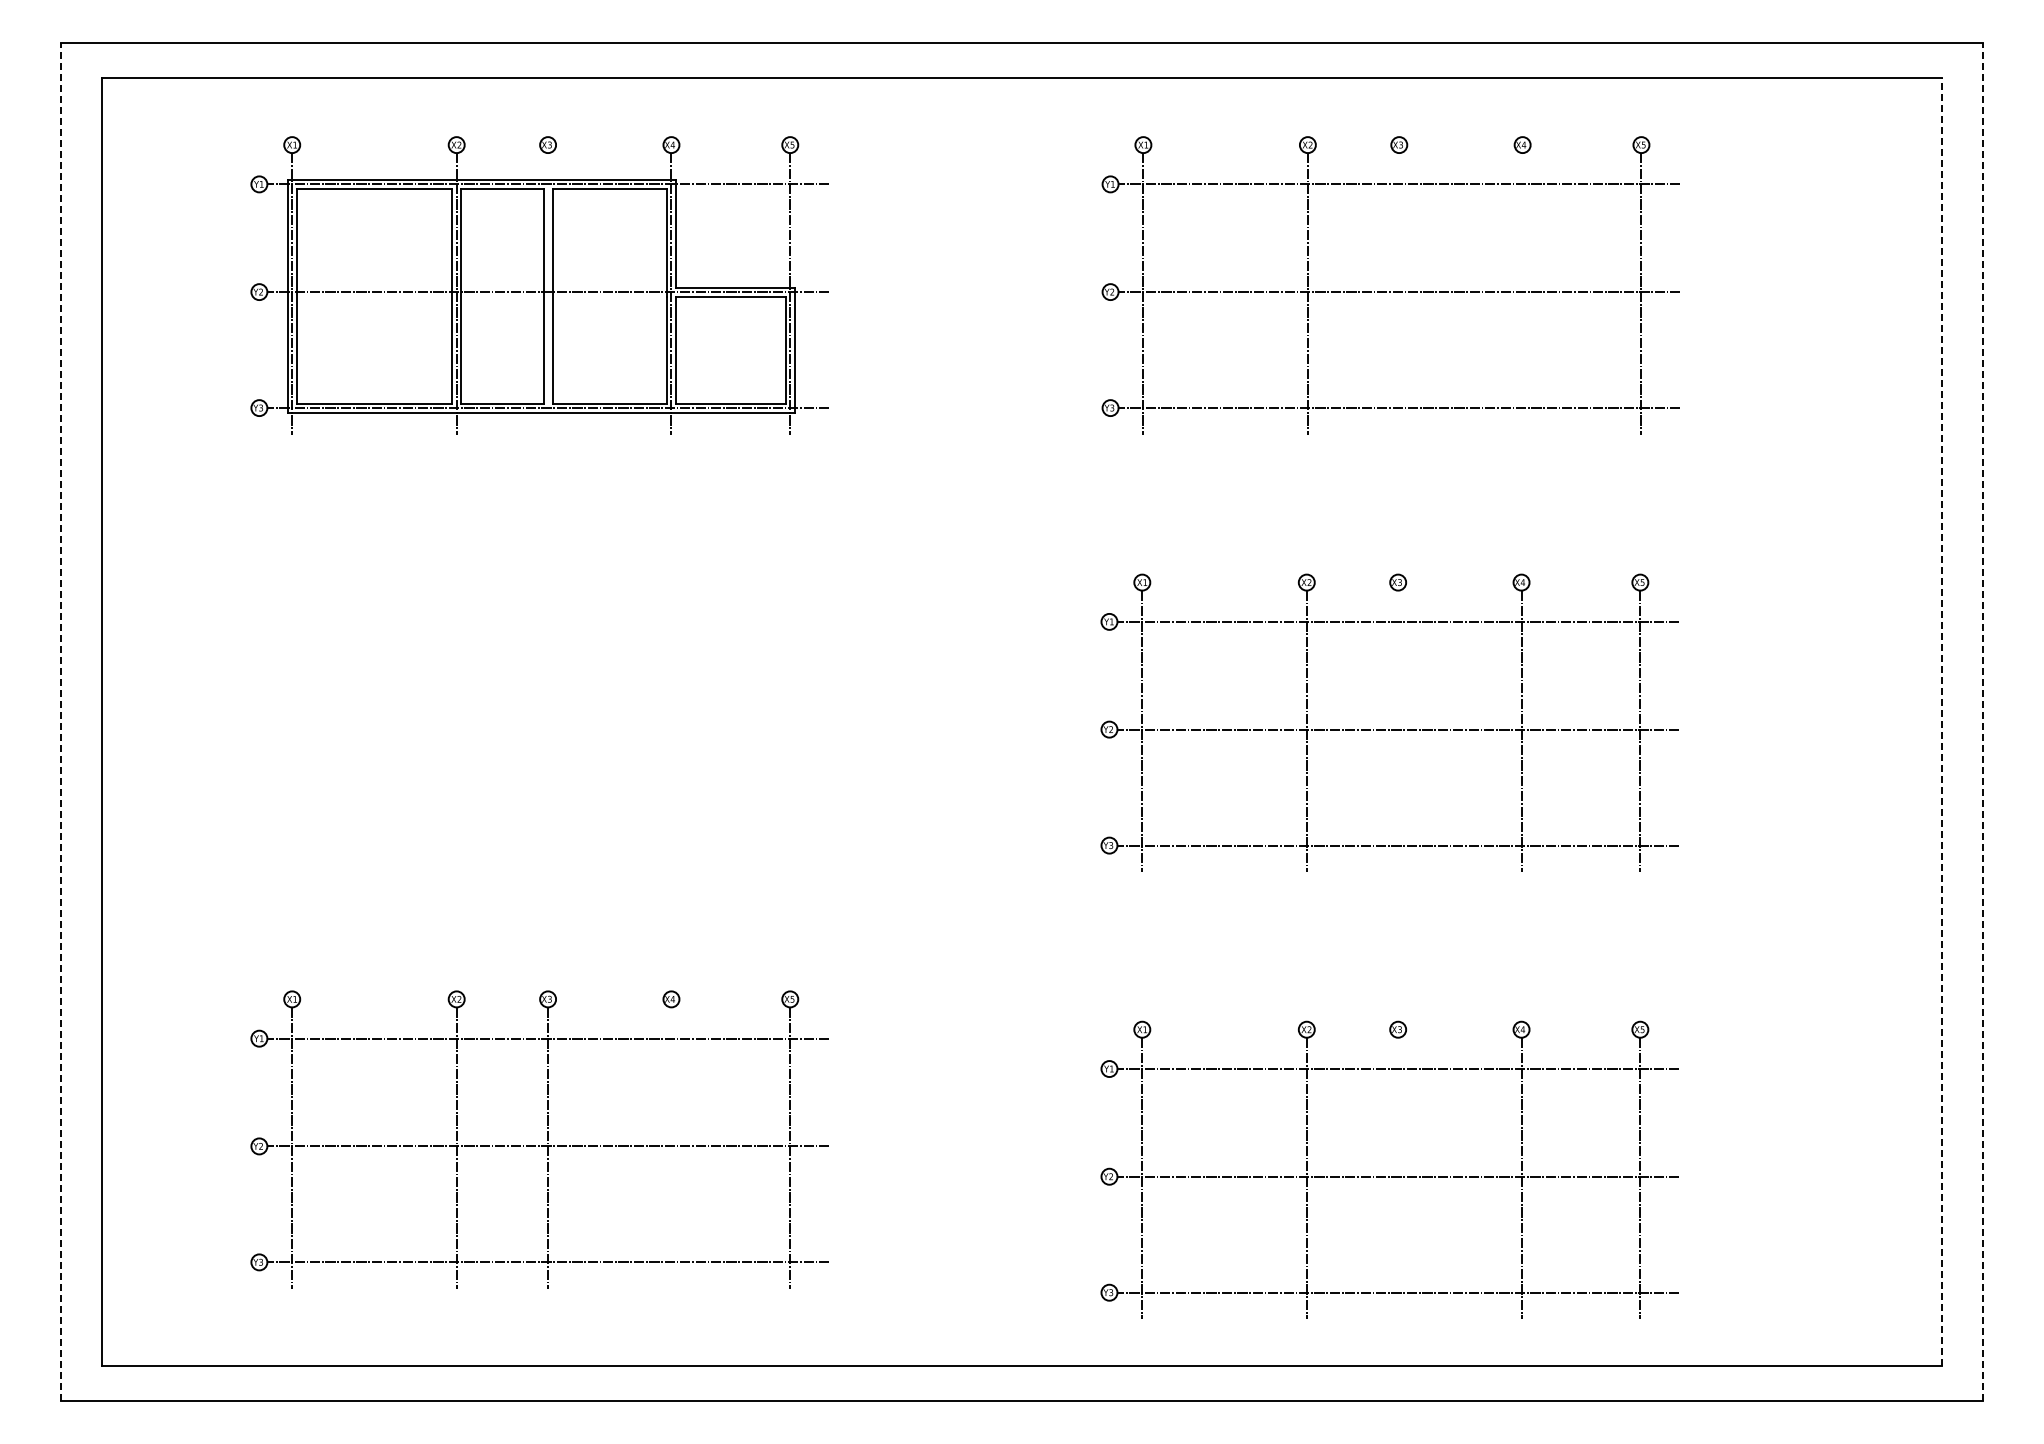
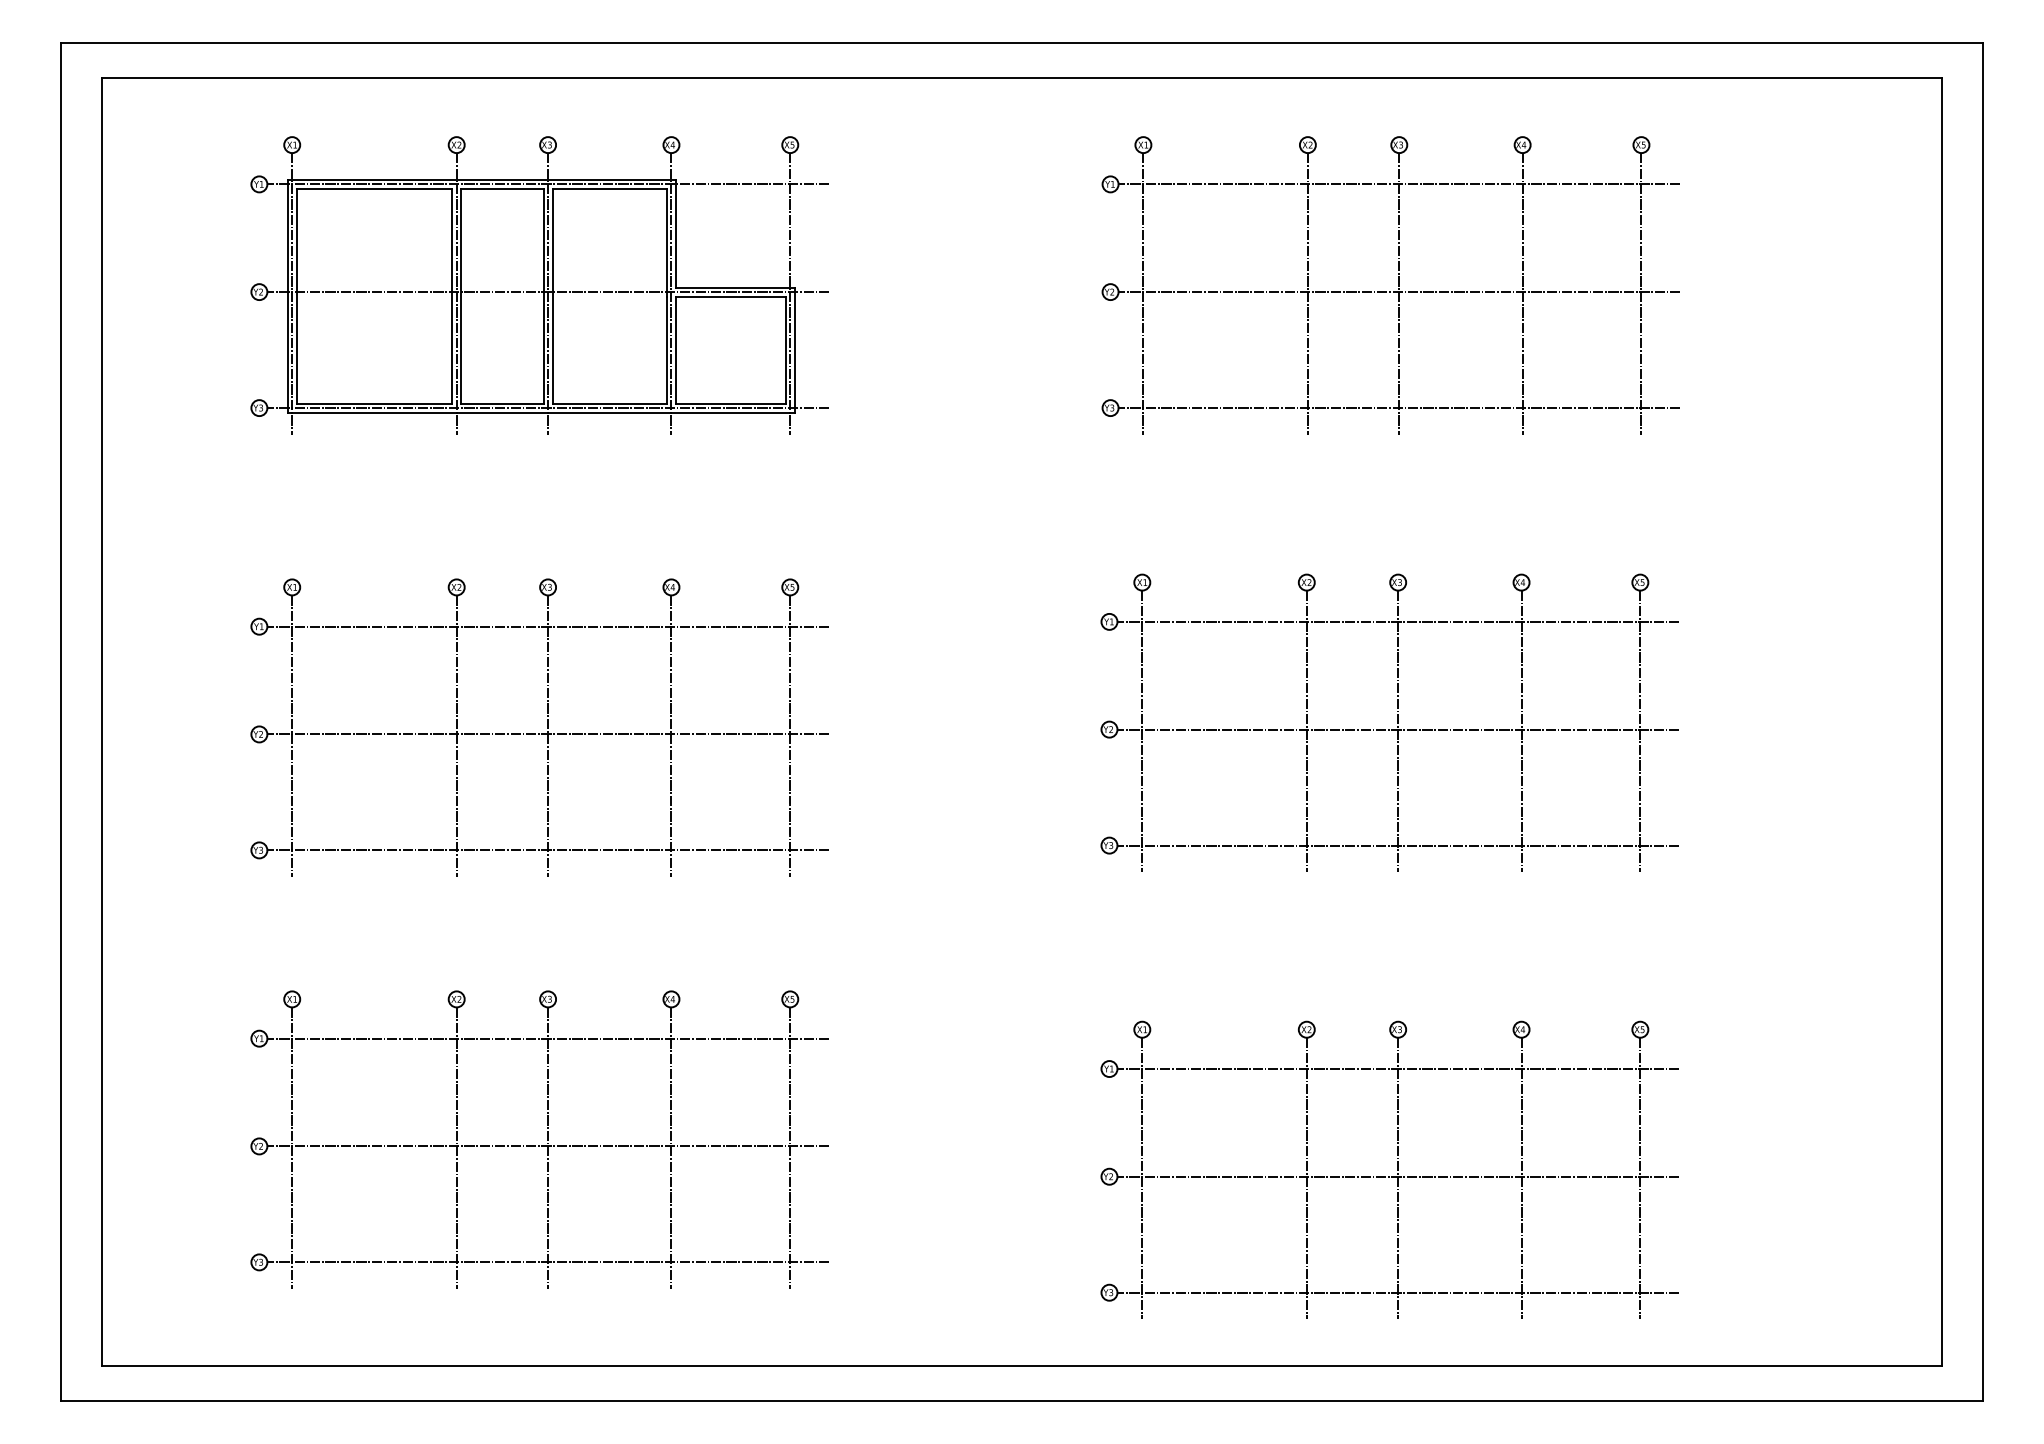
line: none -> present (548, 293)
line: none -> present (1399, 293)
line: none -> present (1522, 293)
line: dashed -> solid (61, 721)
line: dashed -> solid (1941, 721)
line: dashed -> solid (1982, 721)
part: none -> present (539, 727)
line: none -> present (1398, 731)
line: none -> present (671, 1147)
line: none -> present (1398, 1178)
